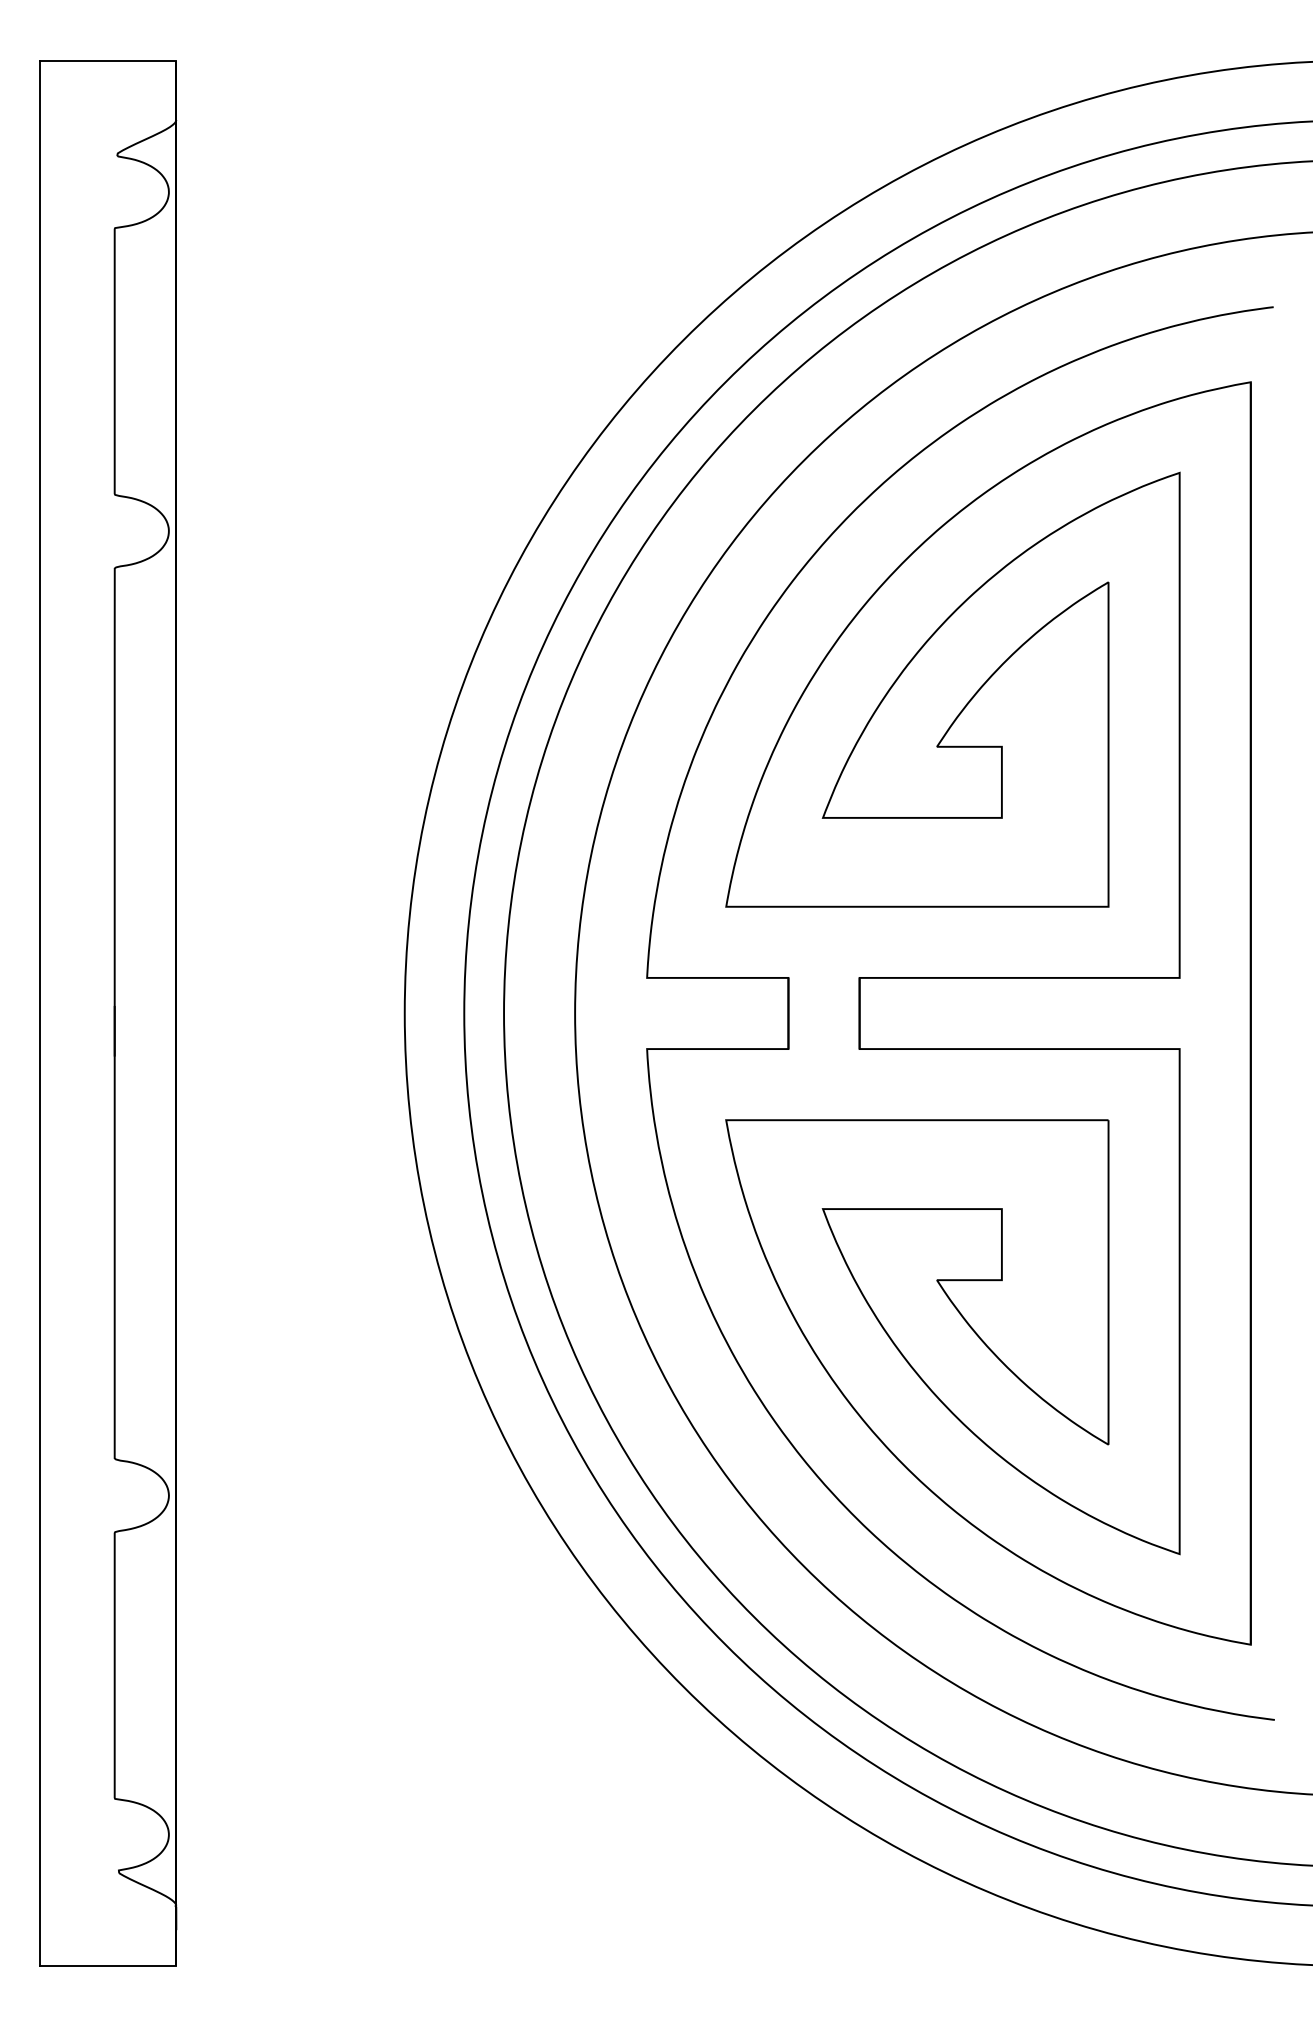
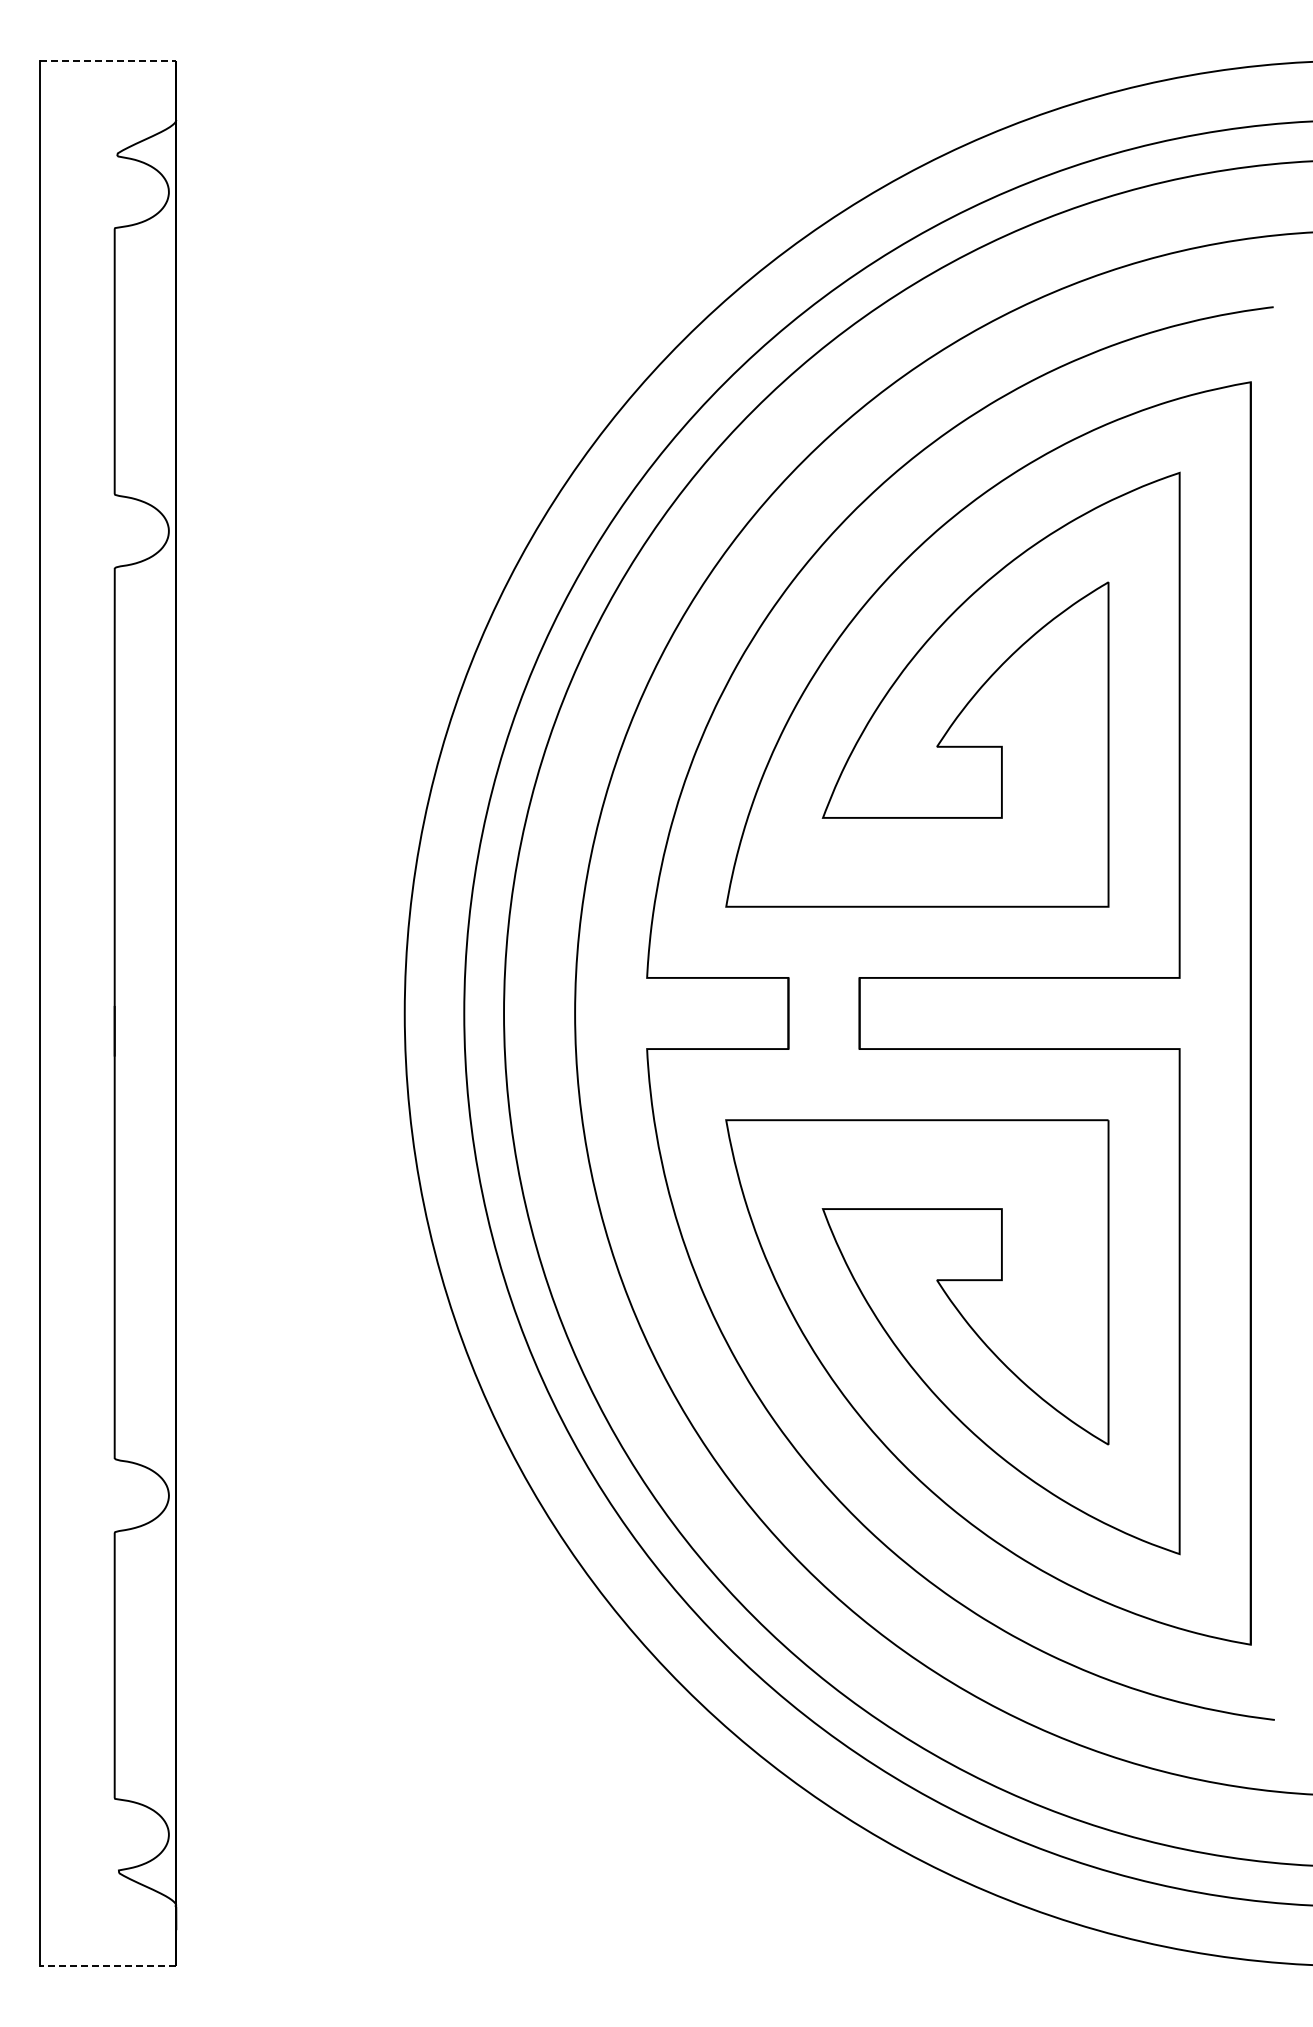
line: solid -> dashed (108, 60)
line: solid -> dashed (107, 1965)
